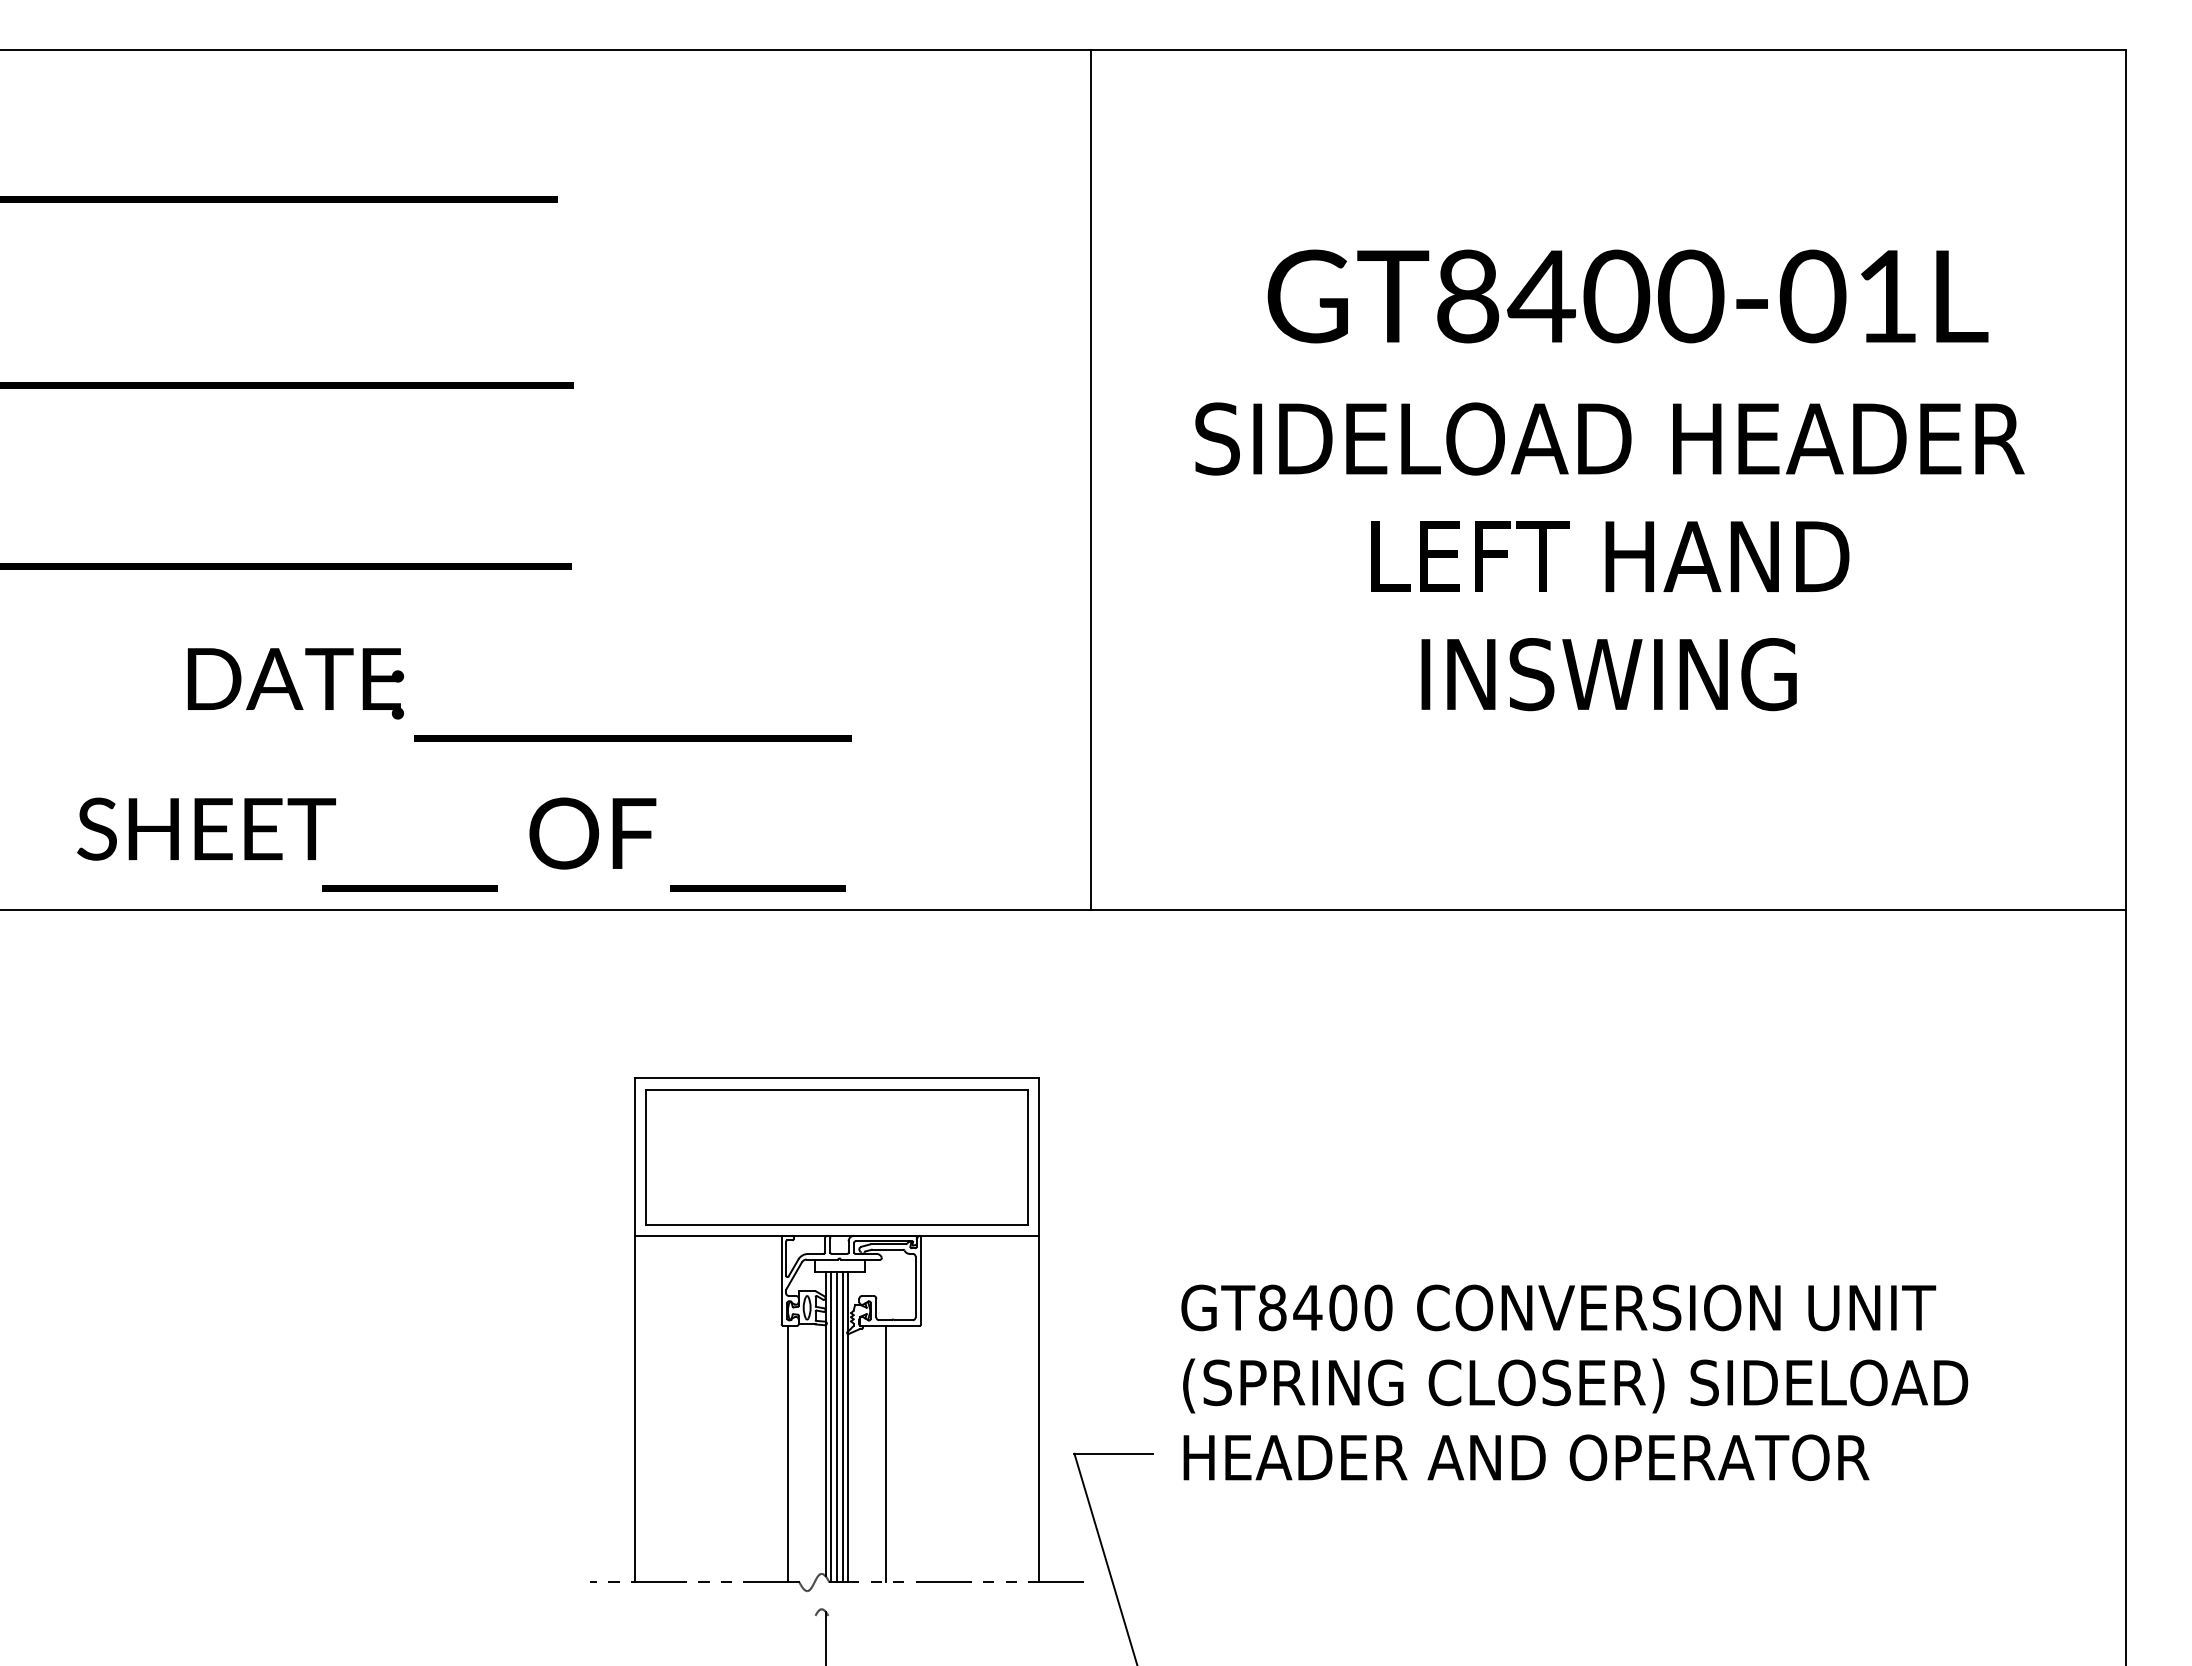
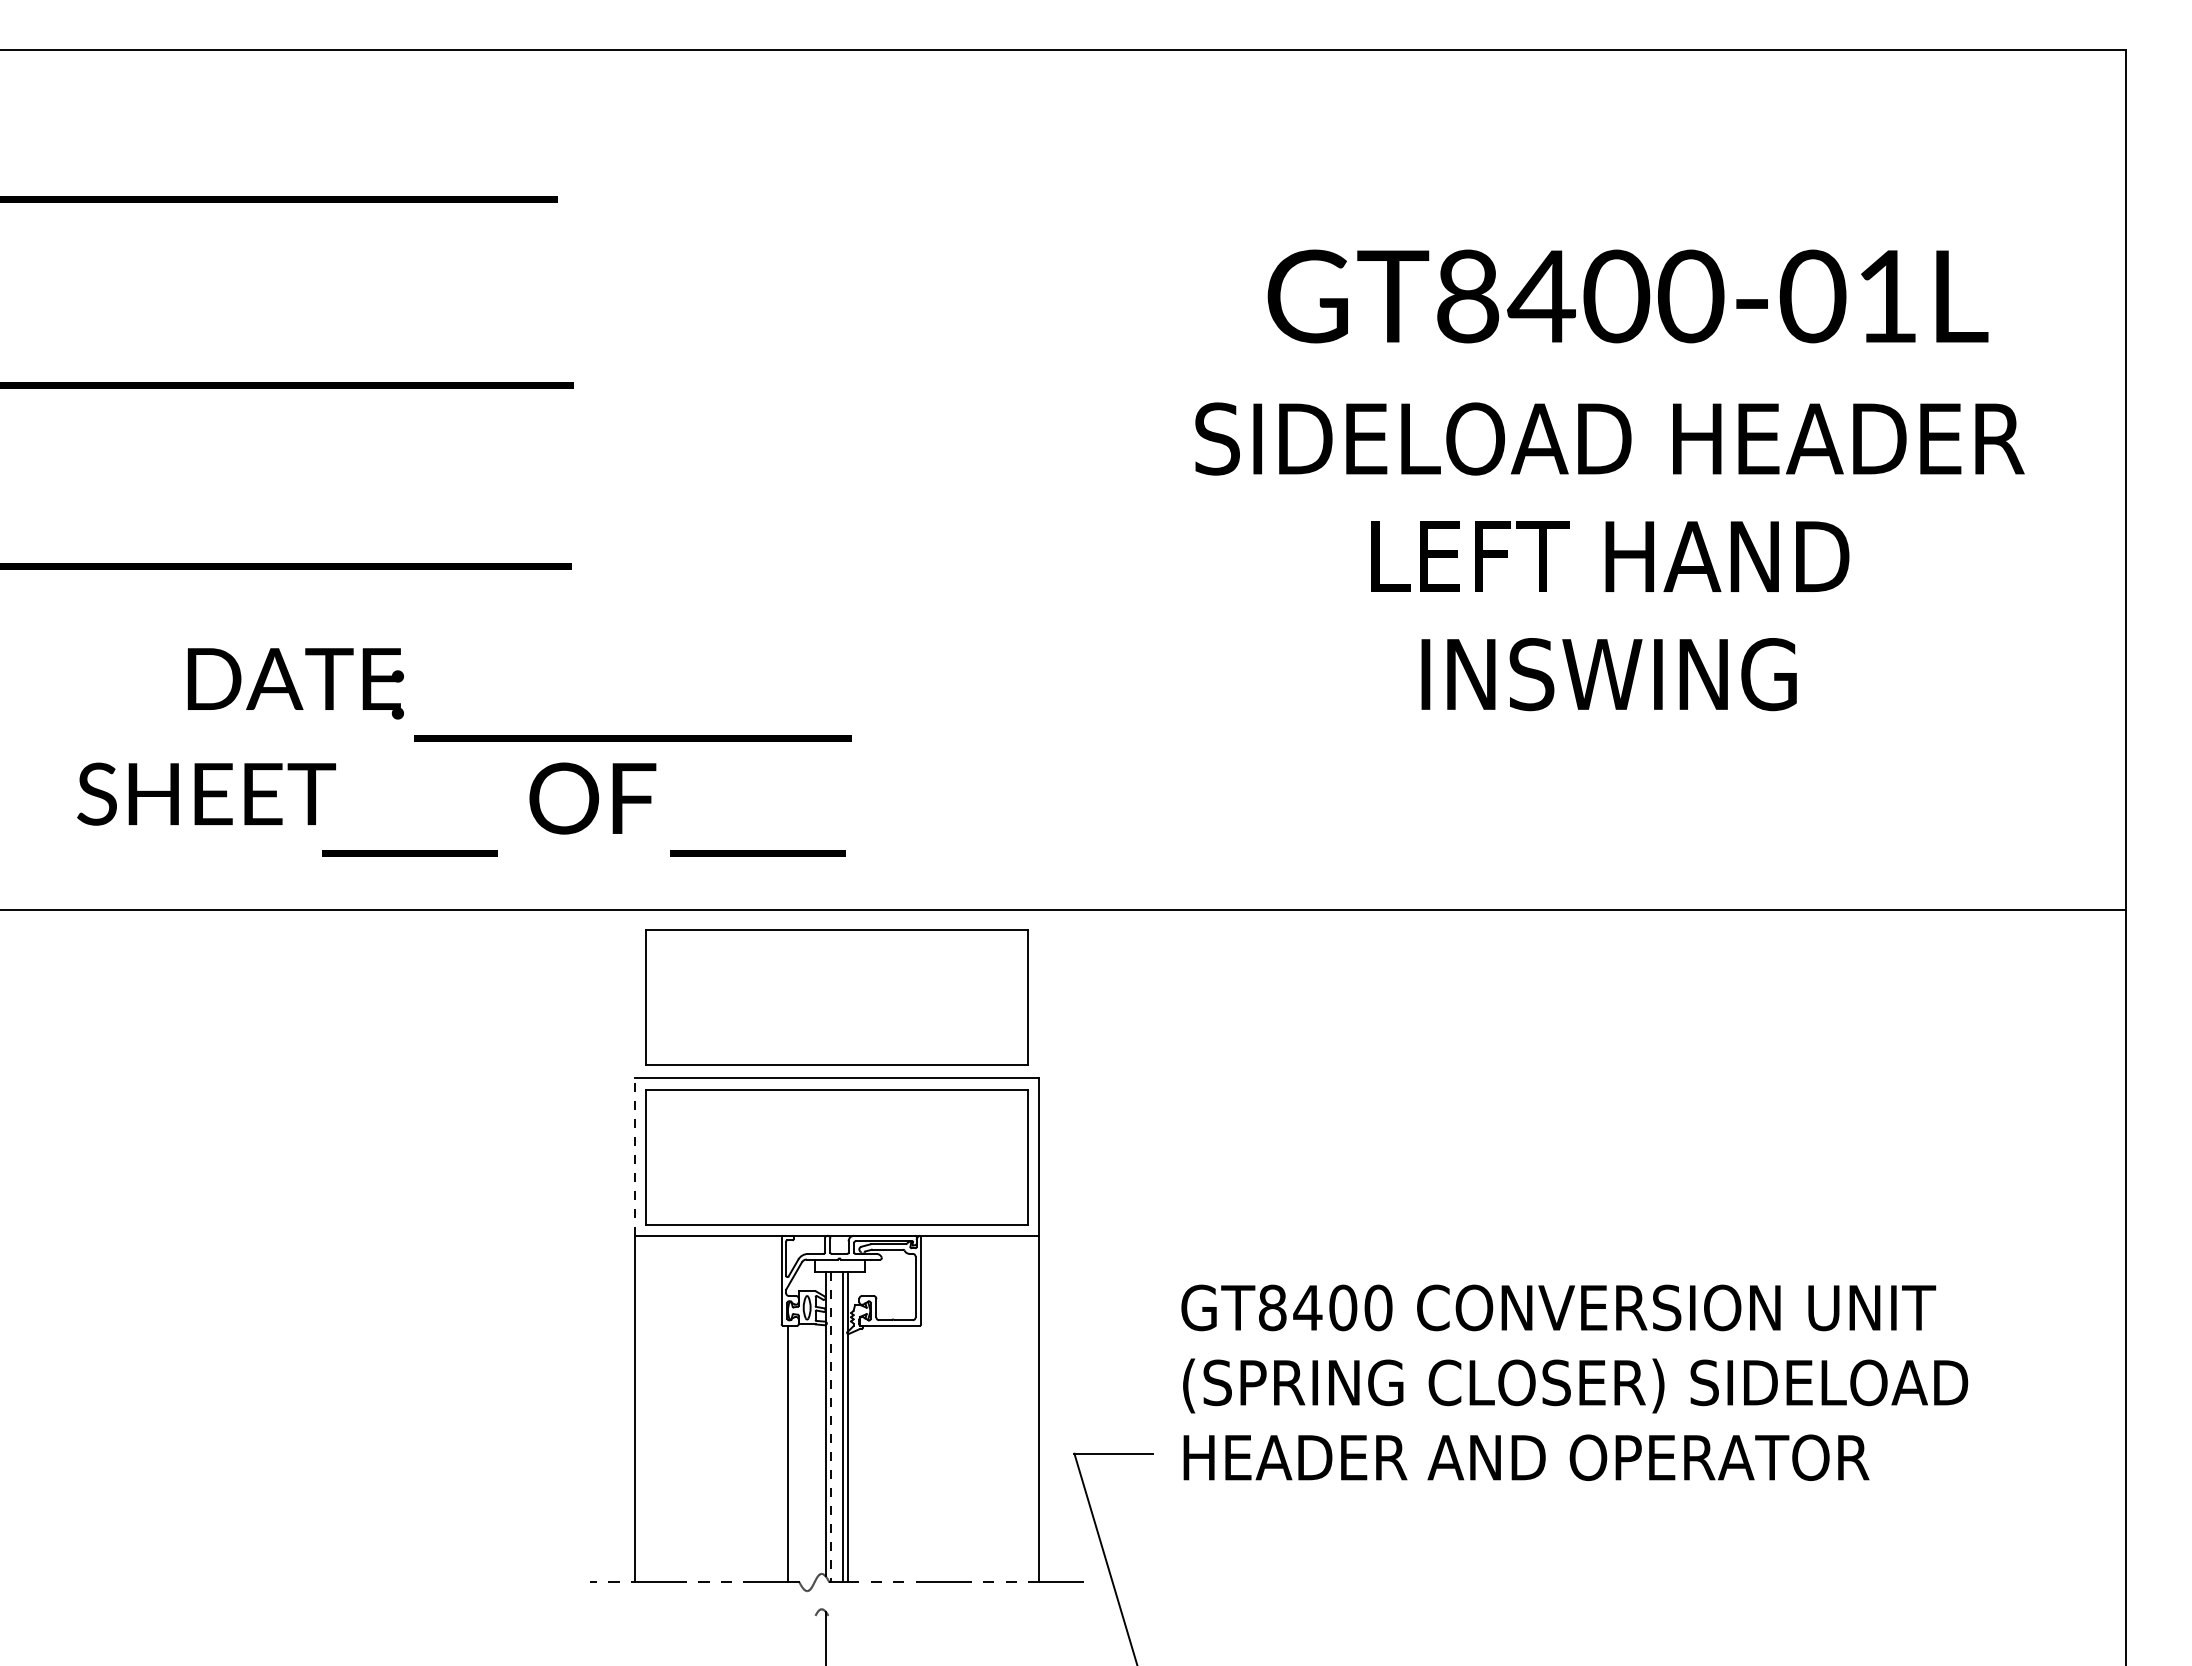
line: present -> none (1090, 480)
text position: (461, 844) -> (461, 809) (461, 809)
part: none -> present (836, 997)
line: solid -> dashed (634, 1157)
line: present -> none (836, 1426)
line: solid -> dashed (831, 1427)
line: present -> none (886, 1454)
